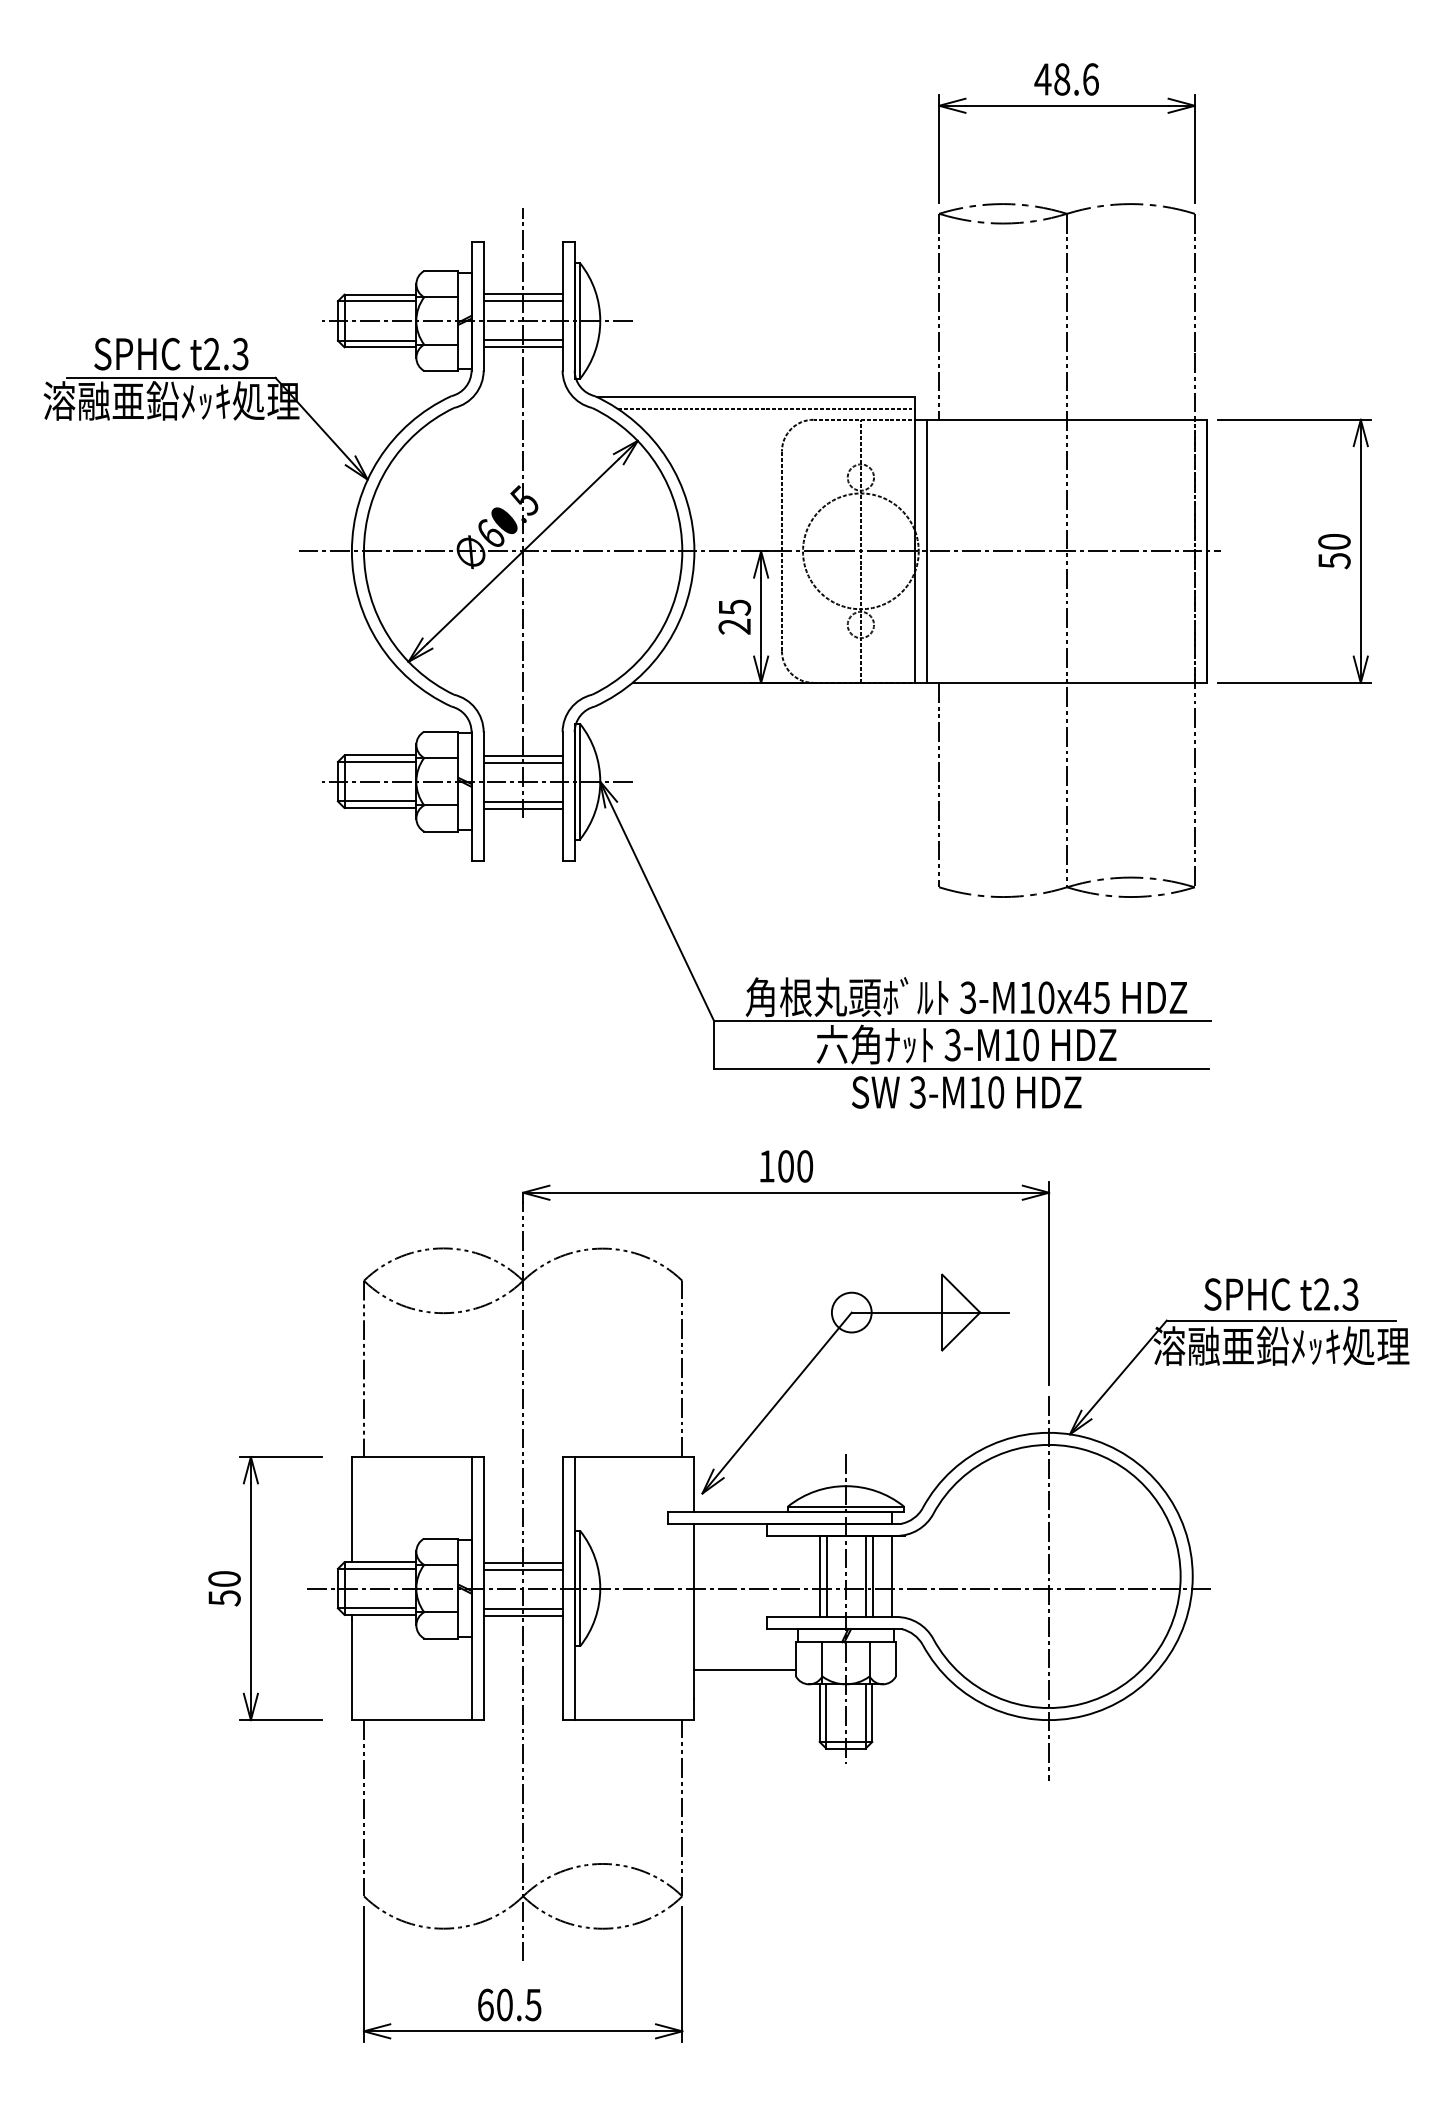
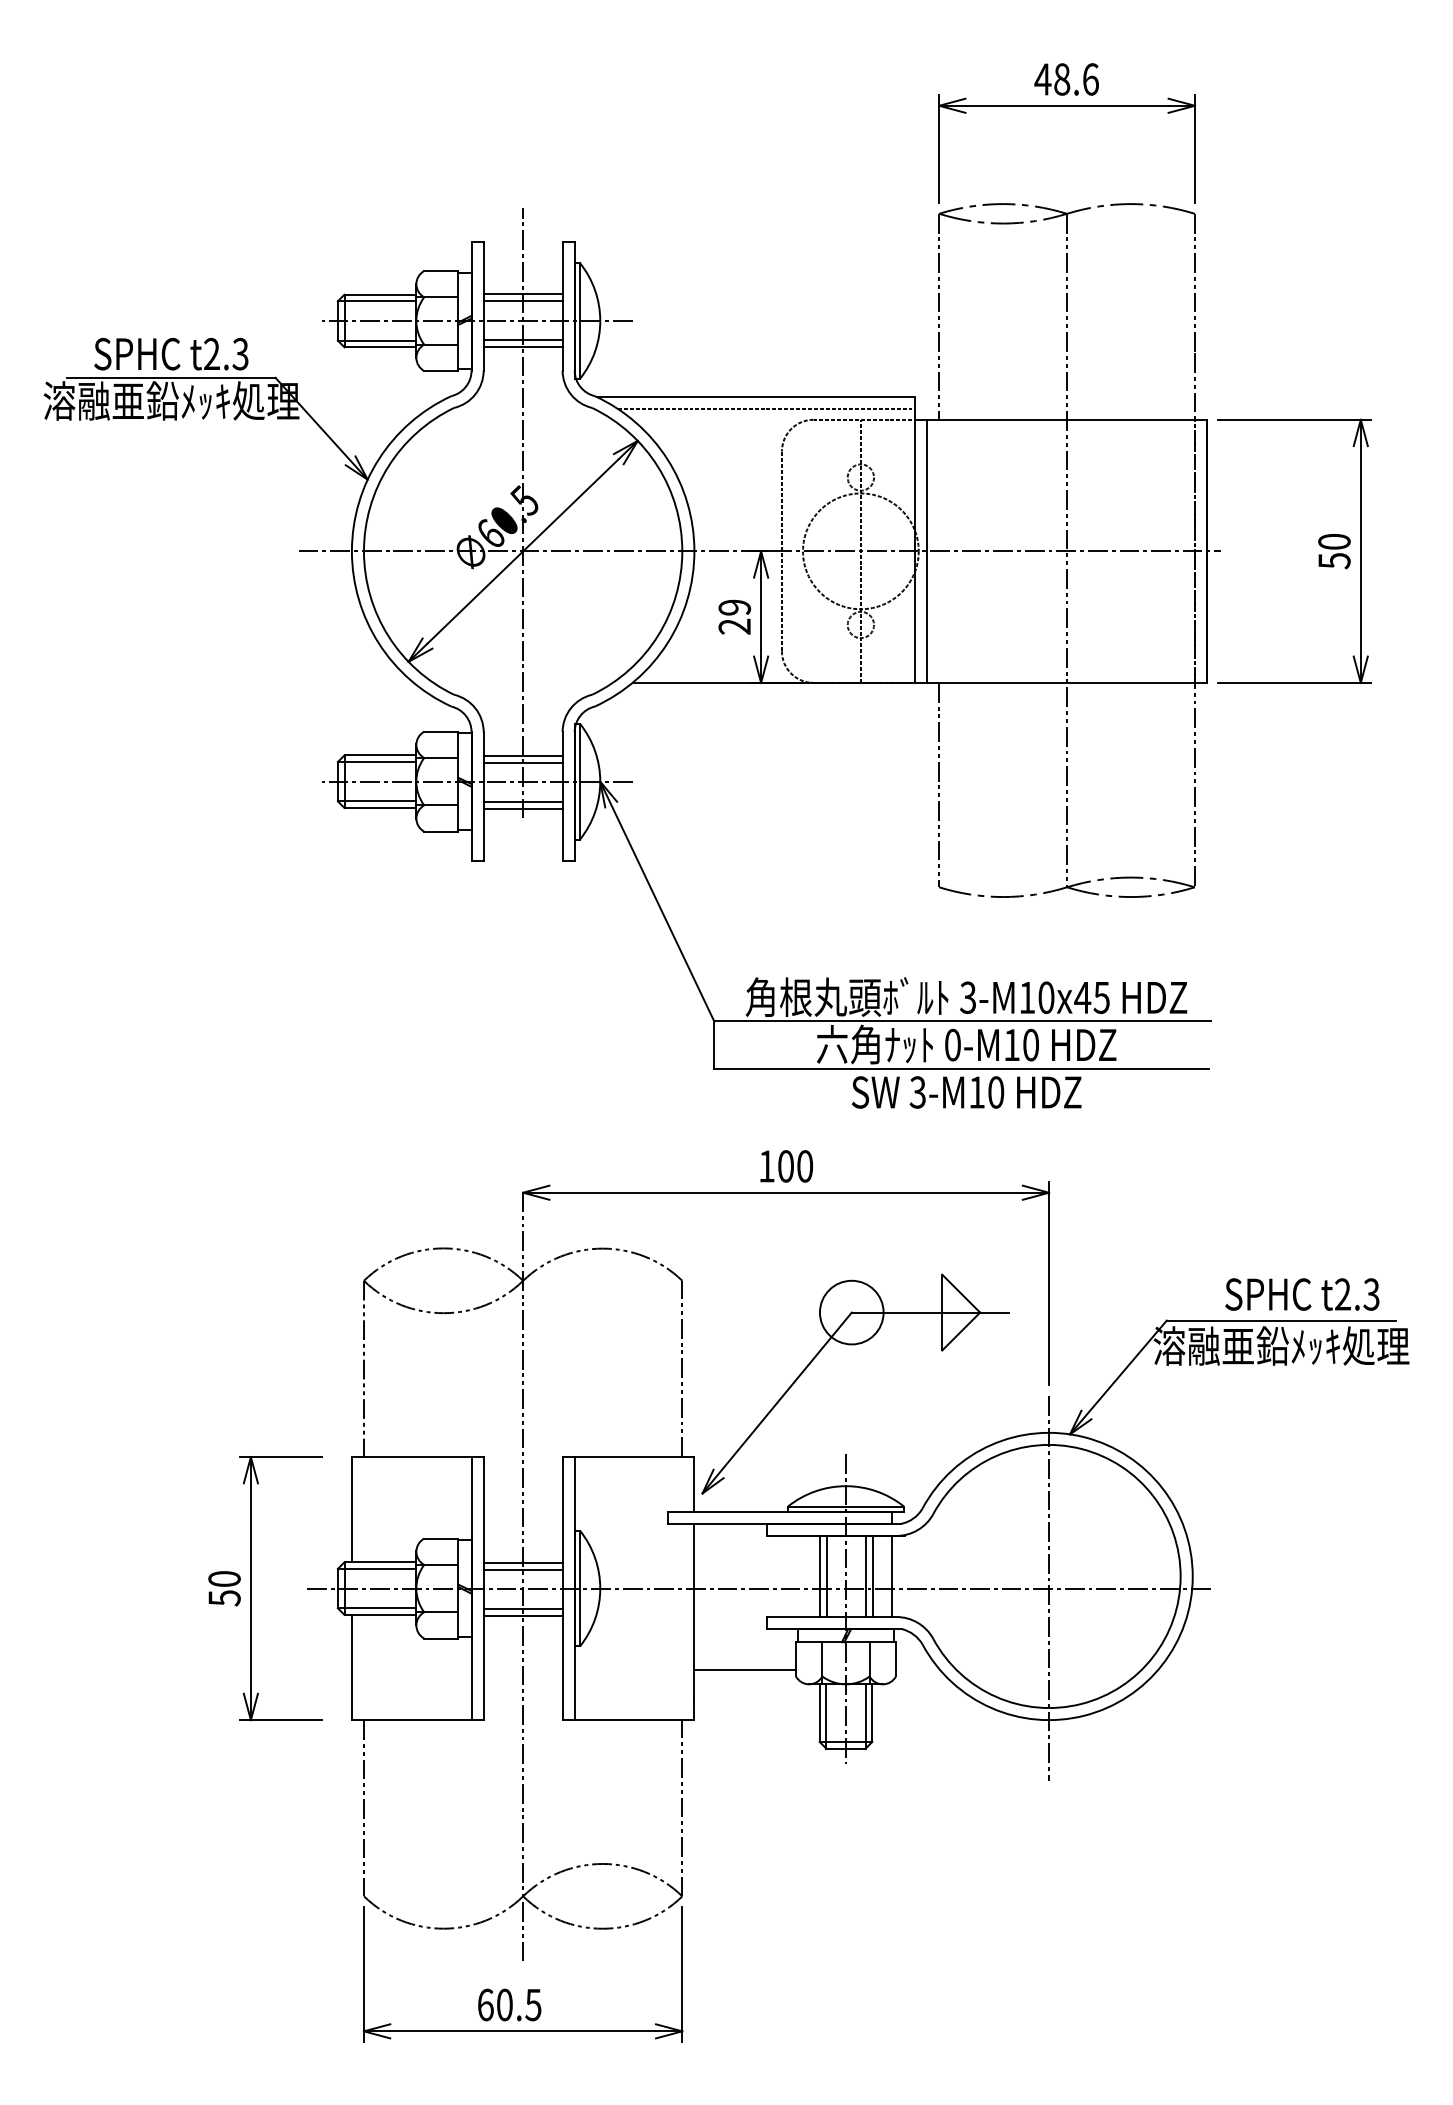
text: 25 -> 29 (734, 607)
text: 3-M10 -> 0-M10 (952, 1044)
text position: (1281, 1294) -> (1302, 1294) (1302, 1294)
circle diameter: 40 px -> 64 px (851, 1312)
